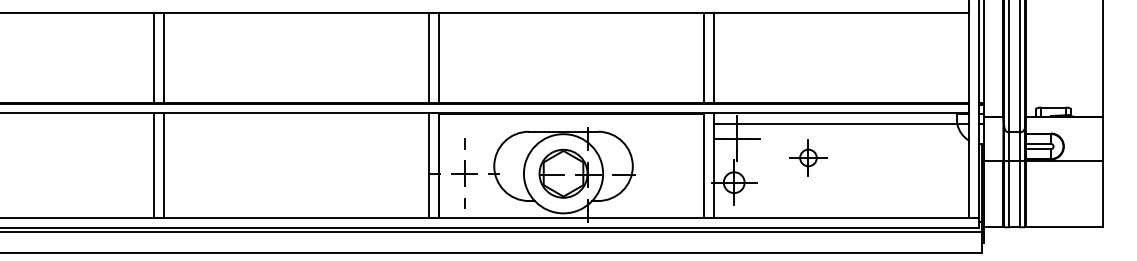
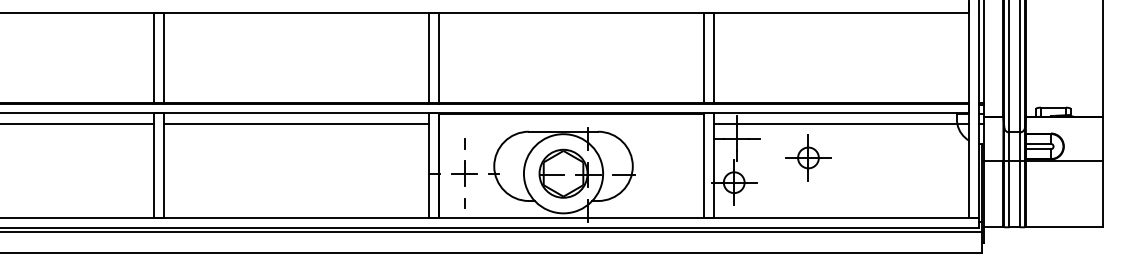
line: none -> present (78, 124)
line: none -> present (296, 124)
part size: 39x38 px -> 47x48 px (808, 157)
